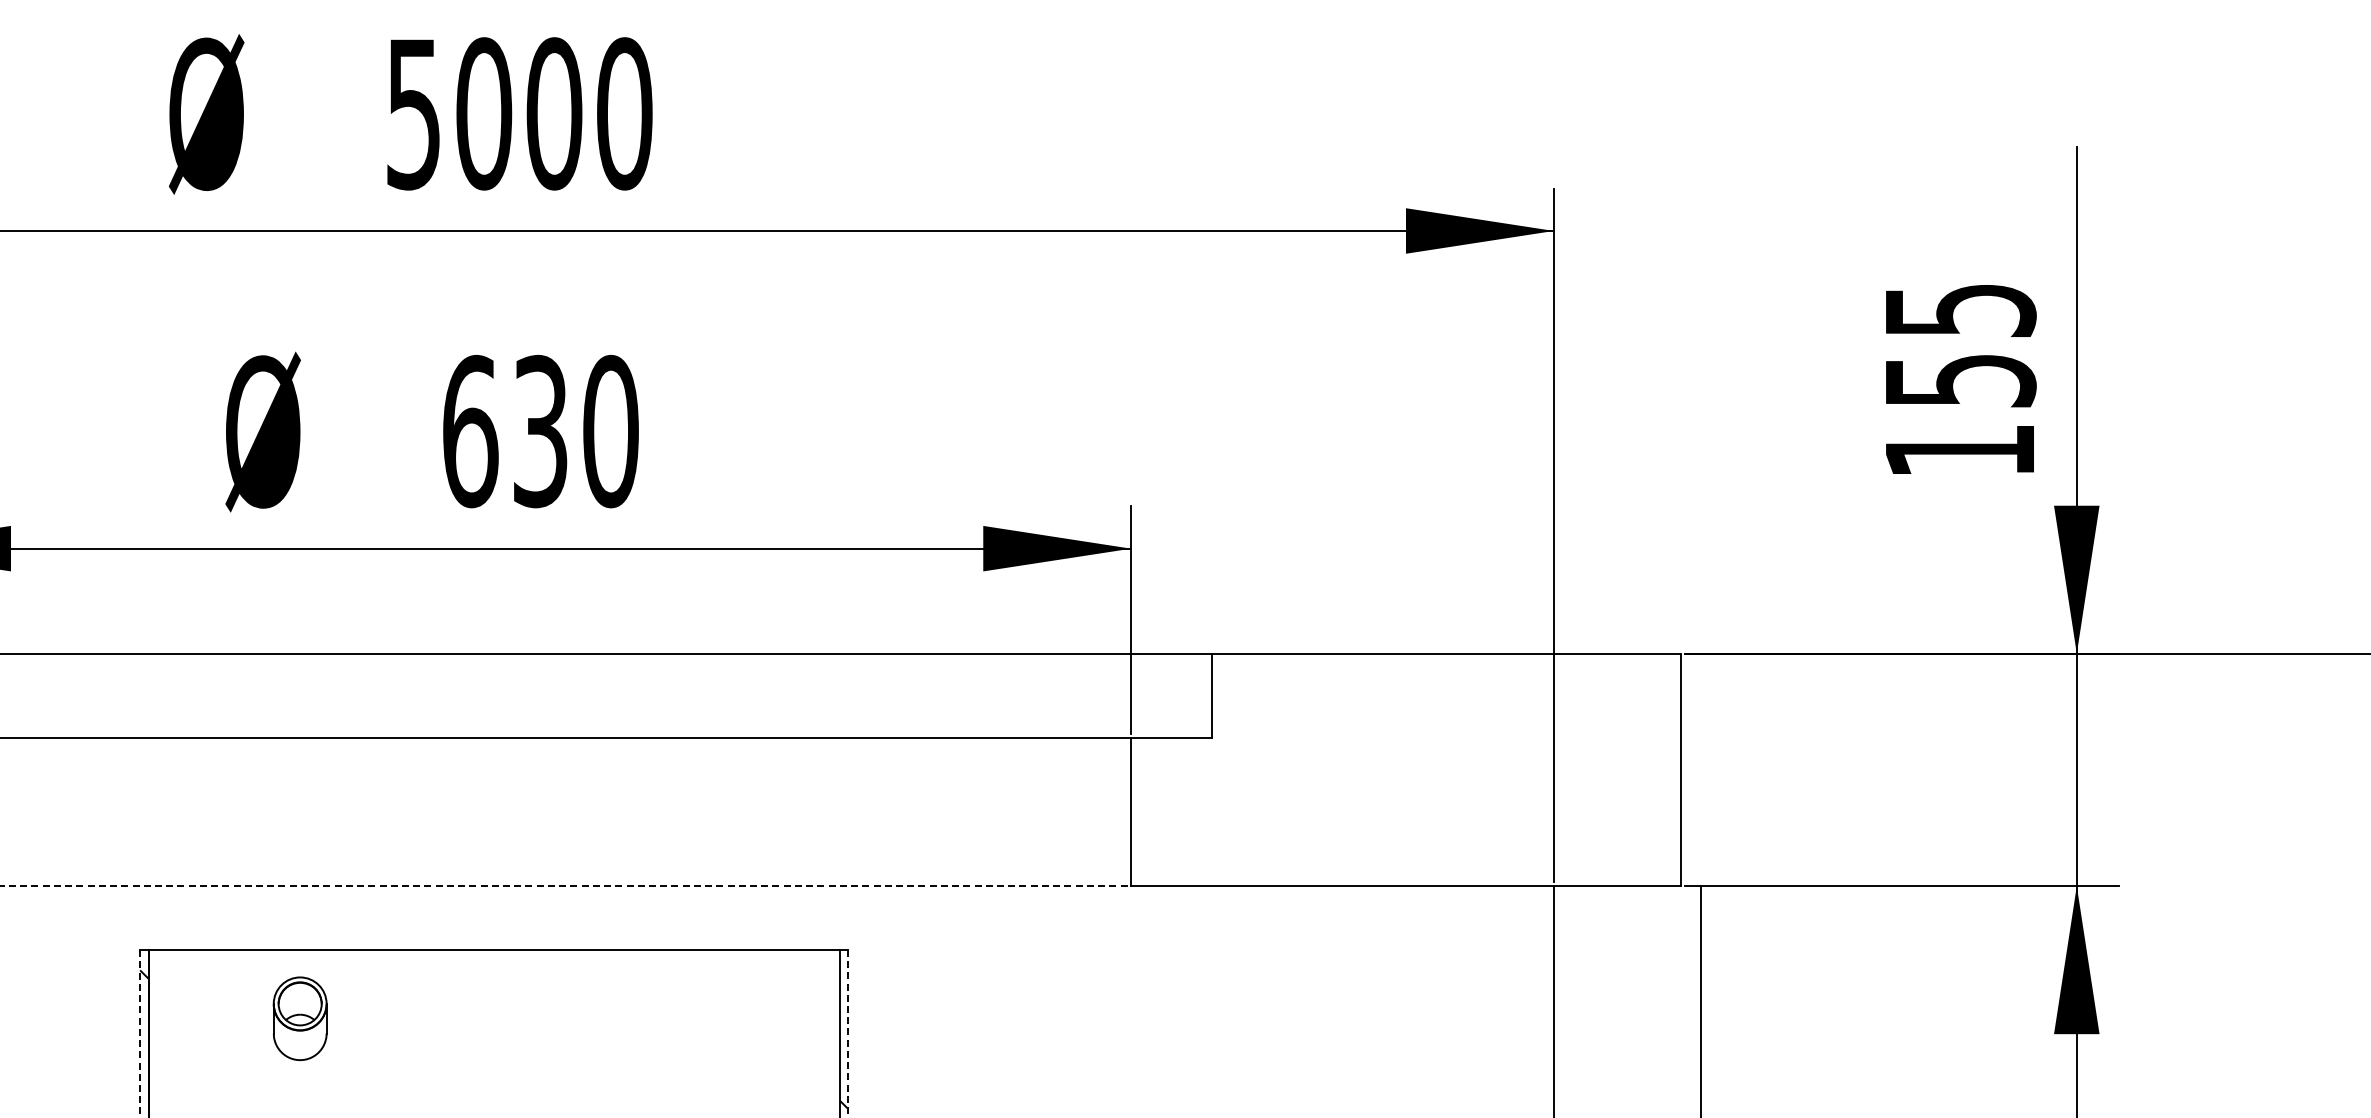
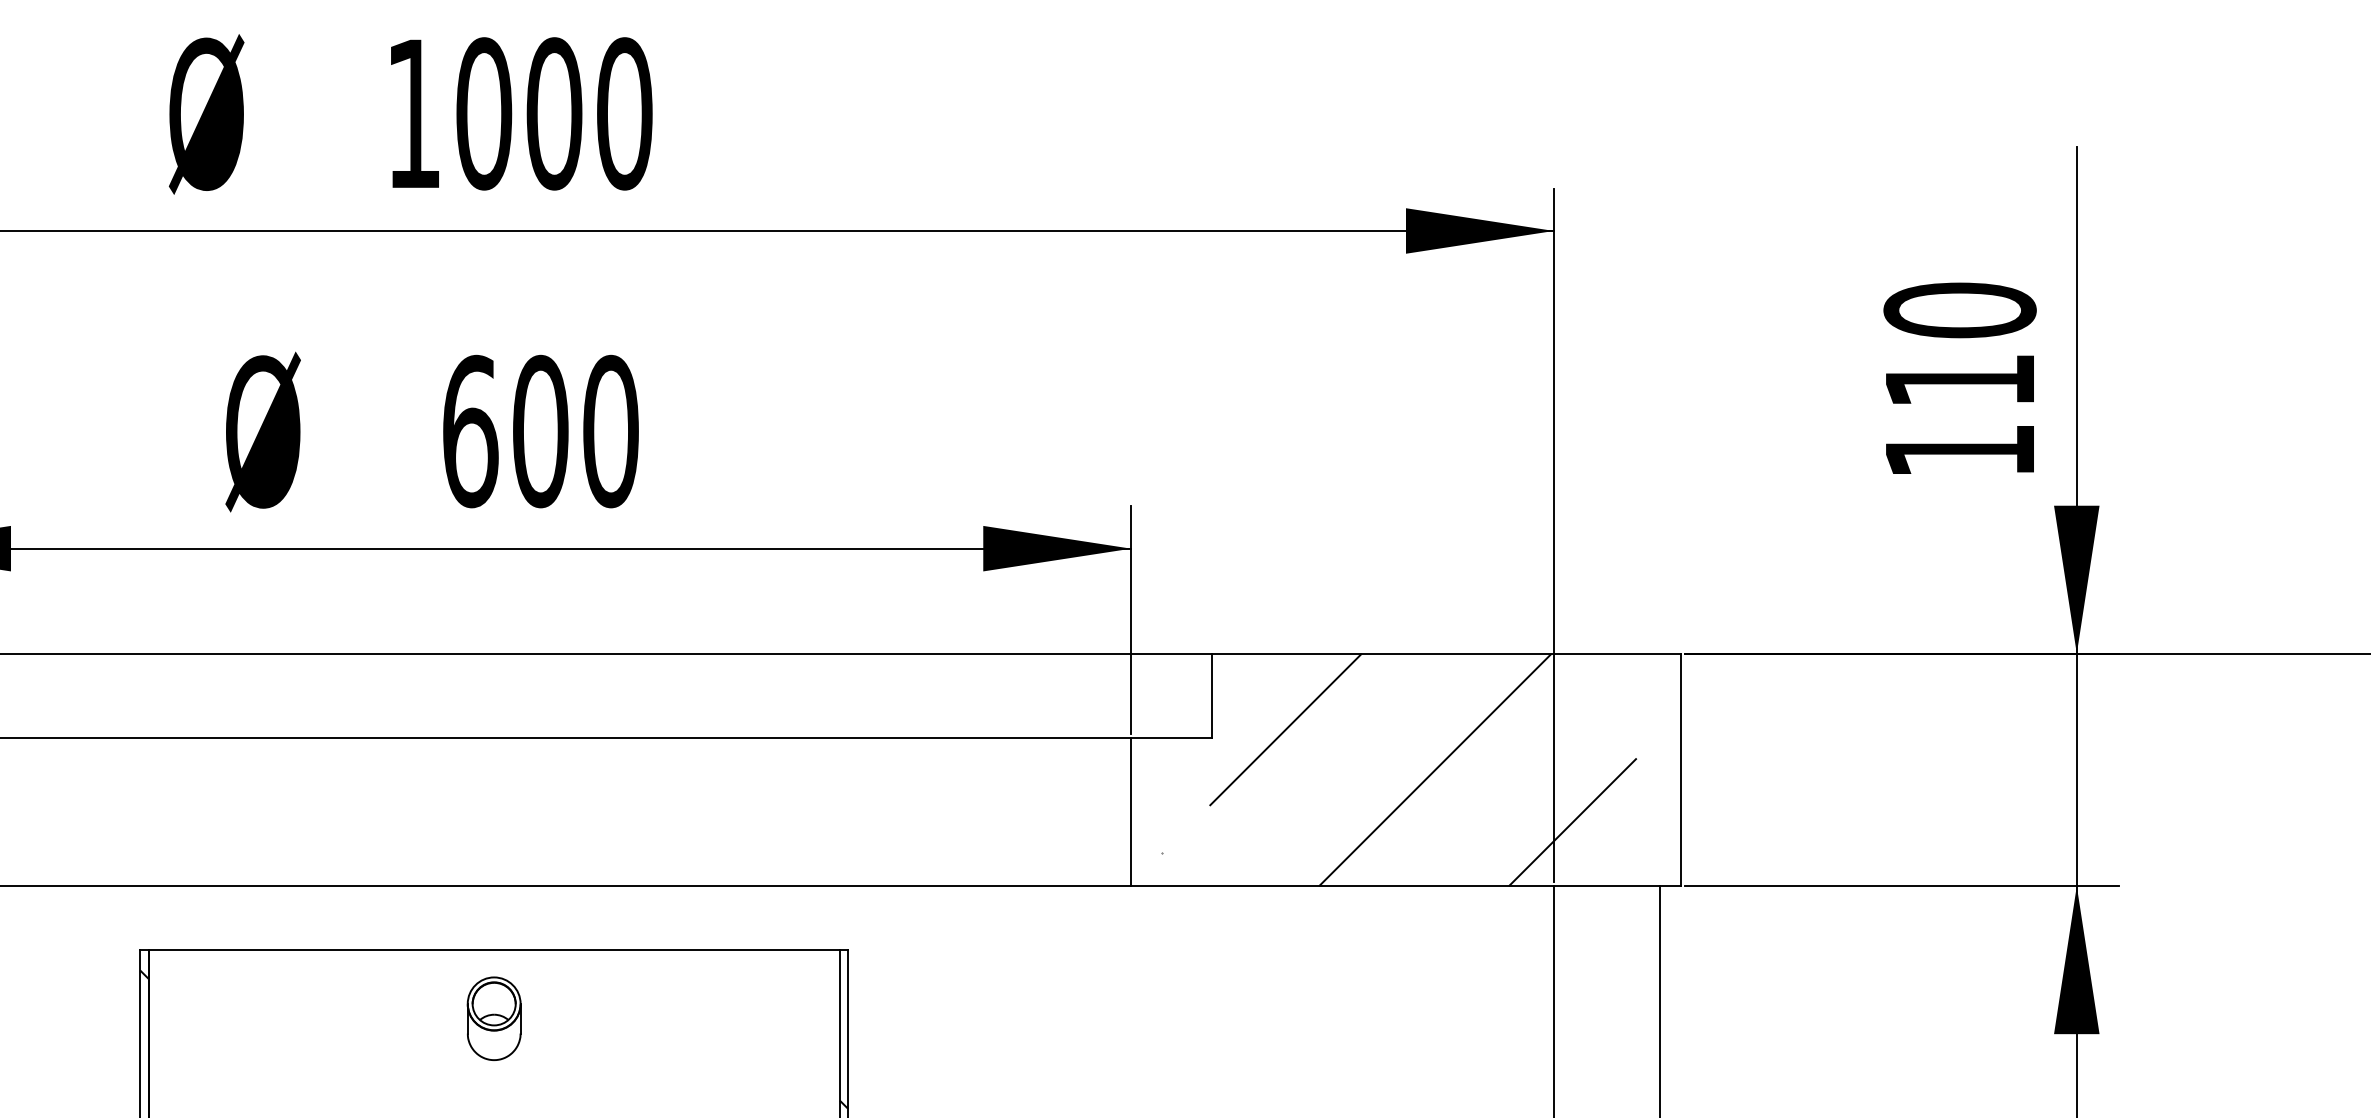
text: 5000 -> 1000 (413, 114)
text: 155 -> 110 (1959, 344)
text: 630 -> 600 (540, 431)
hatch: none -> present (1399, 769)
line: dashed -> solid (566, 886)
line position: (1700, 1000) -> (1659, 1000) (1659, 1000)
part position: (299, 1018) -> (493, 1018) (493, 1018)
line: dashed -> solid (140, 1033)
line: dashed -> solid (848, 1033)
